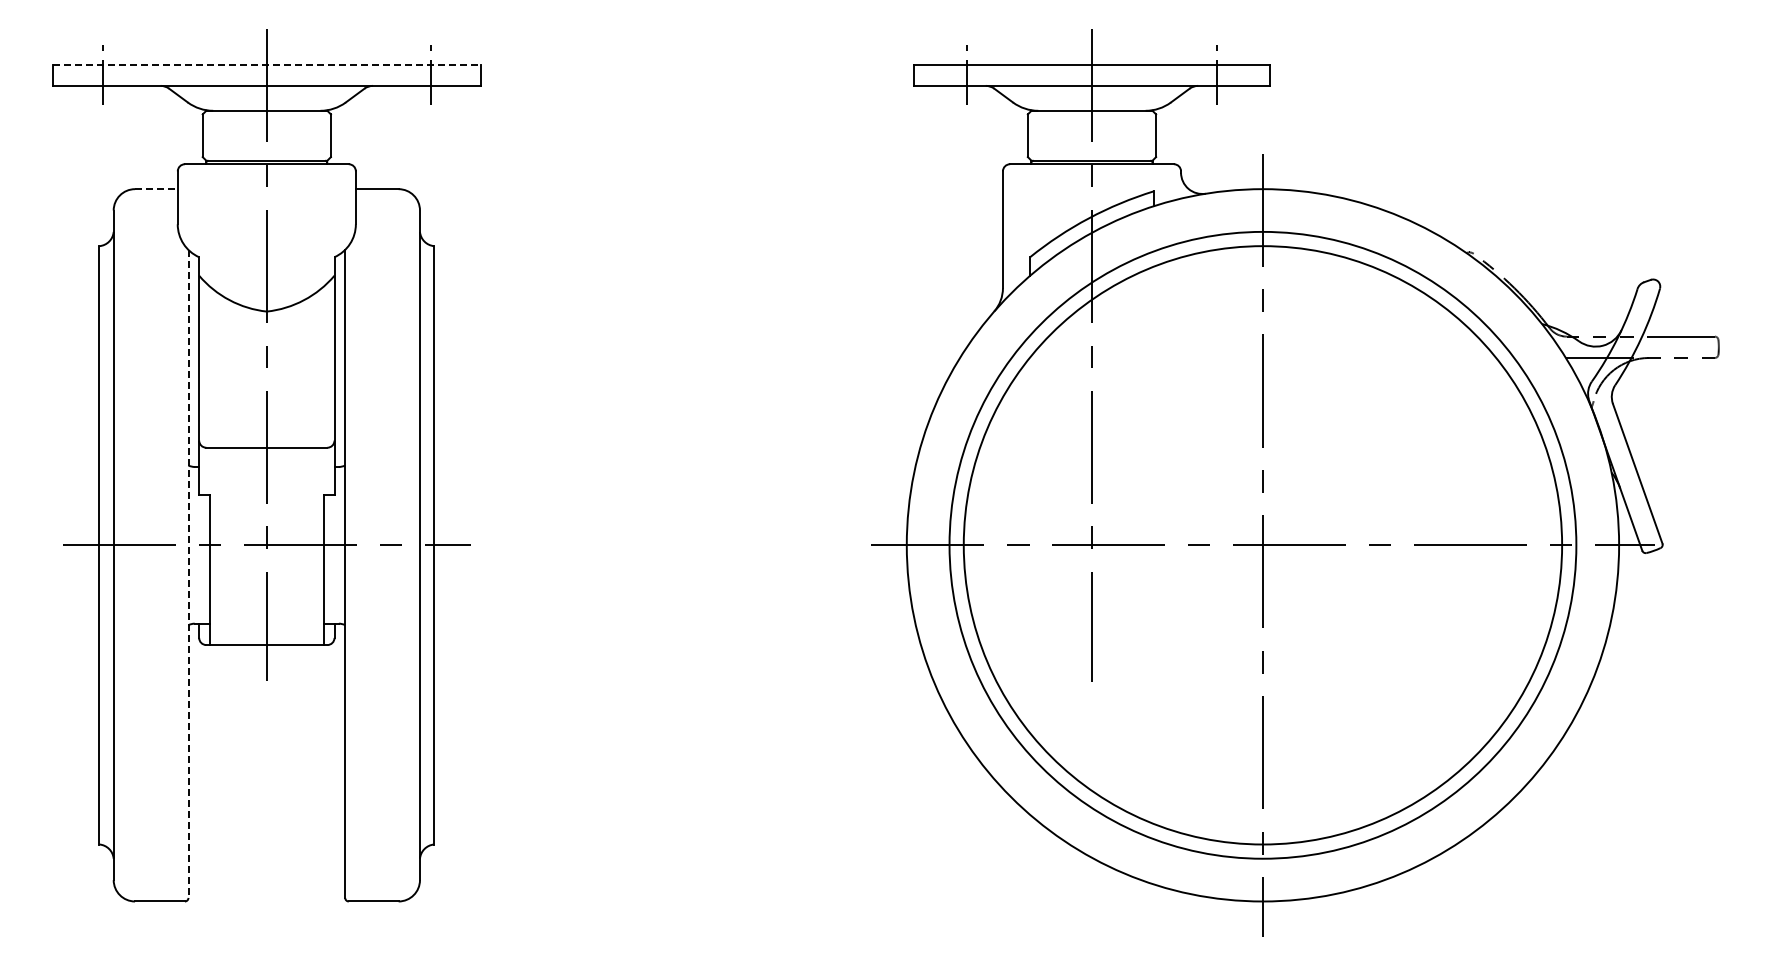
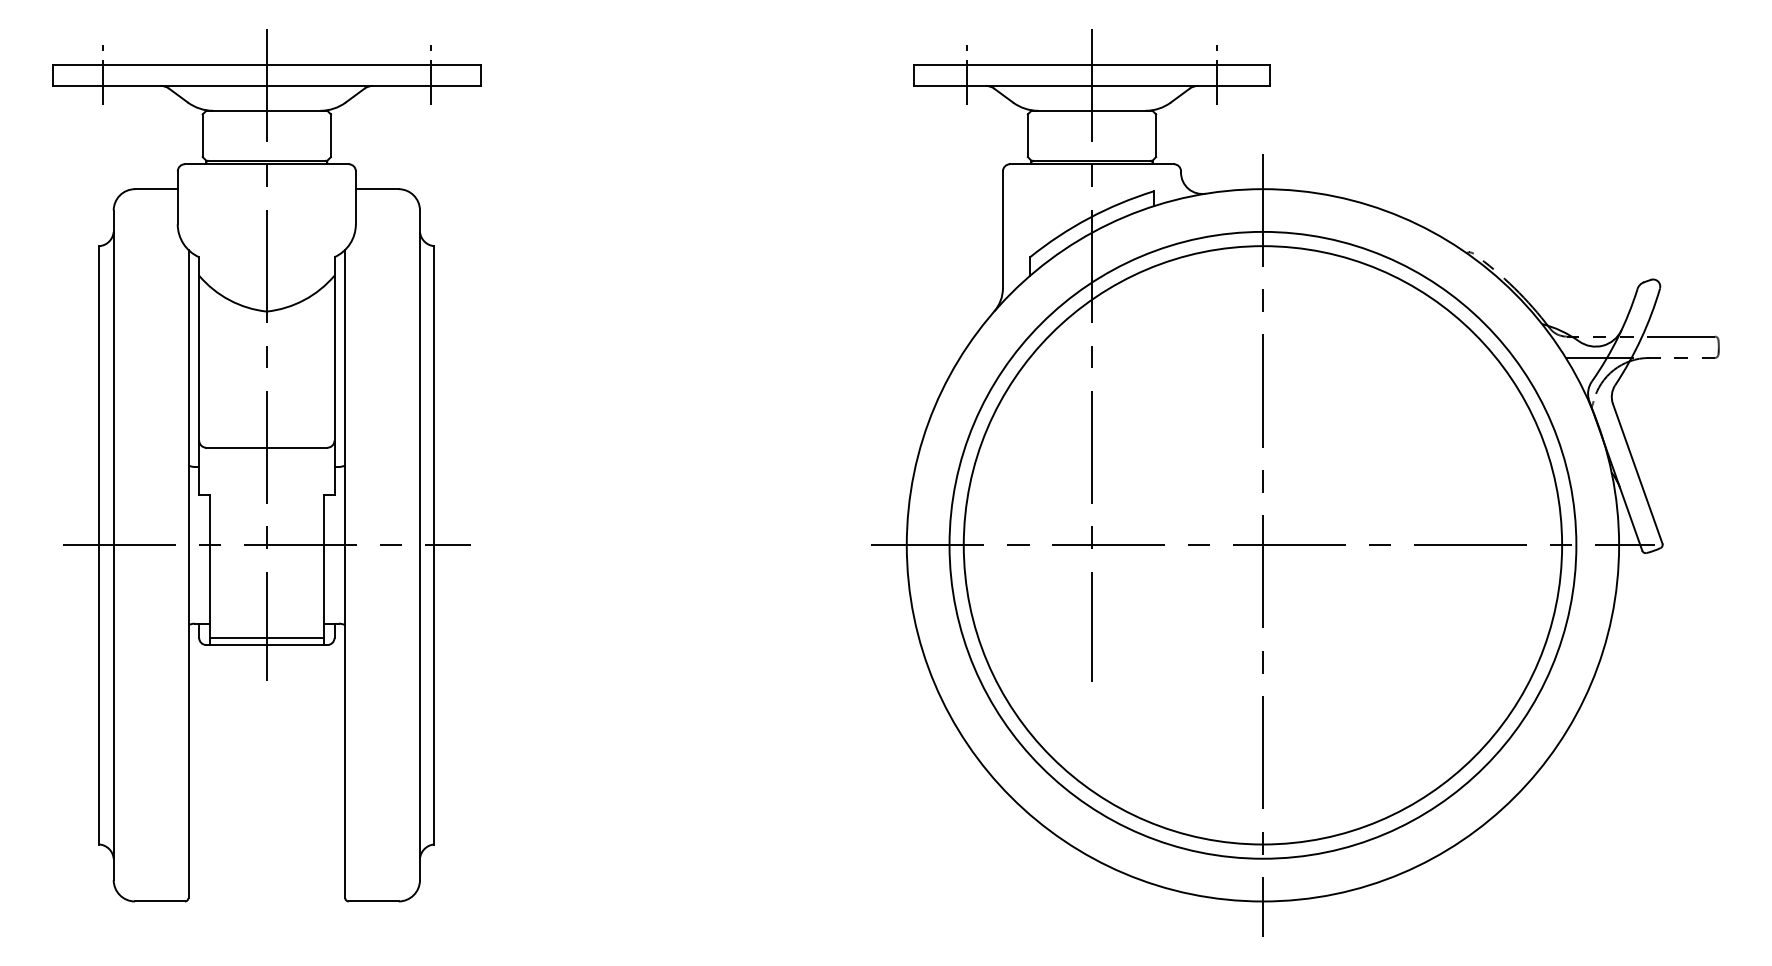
line: dashed -> solid (266, 64)
line: dashed -> solid (156, 189)
line: dashed -> solid (188, 574)
line: none -> present (266, 637)
